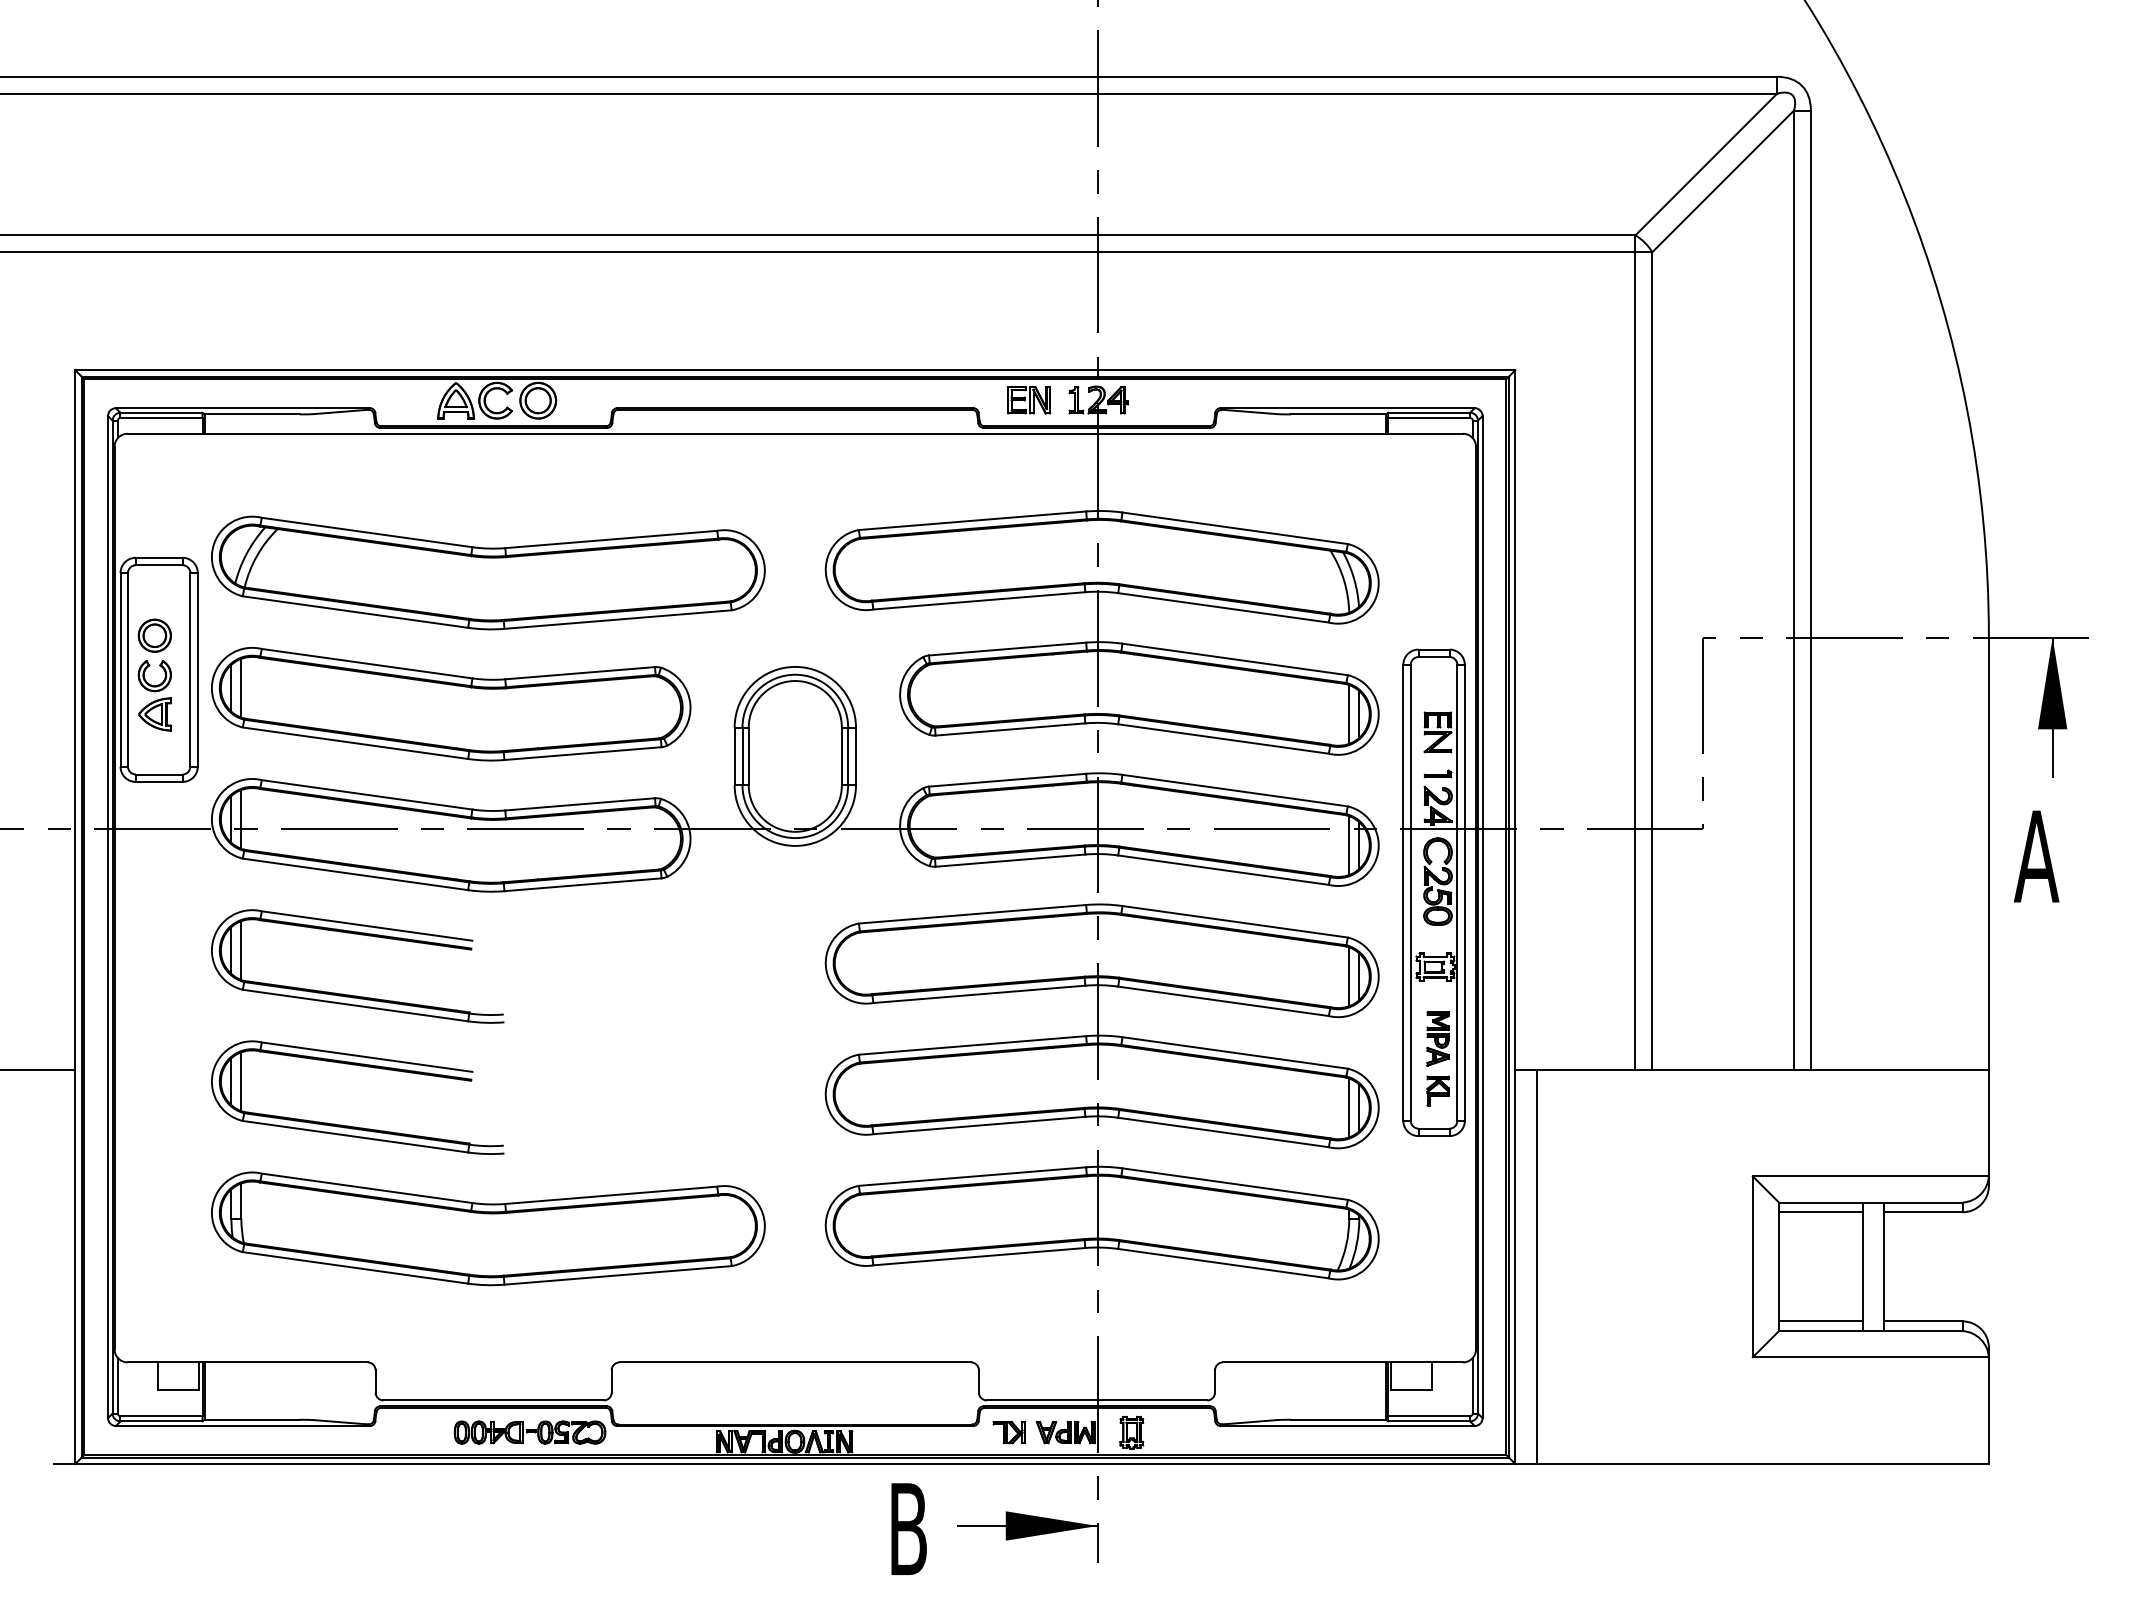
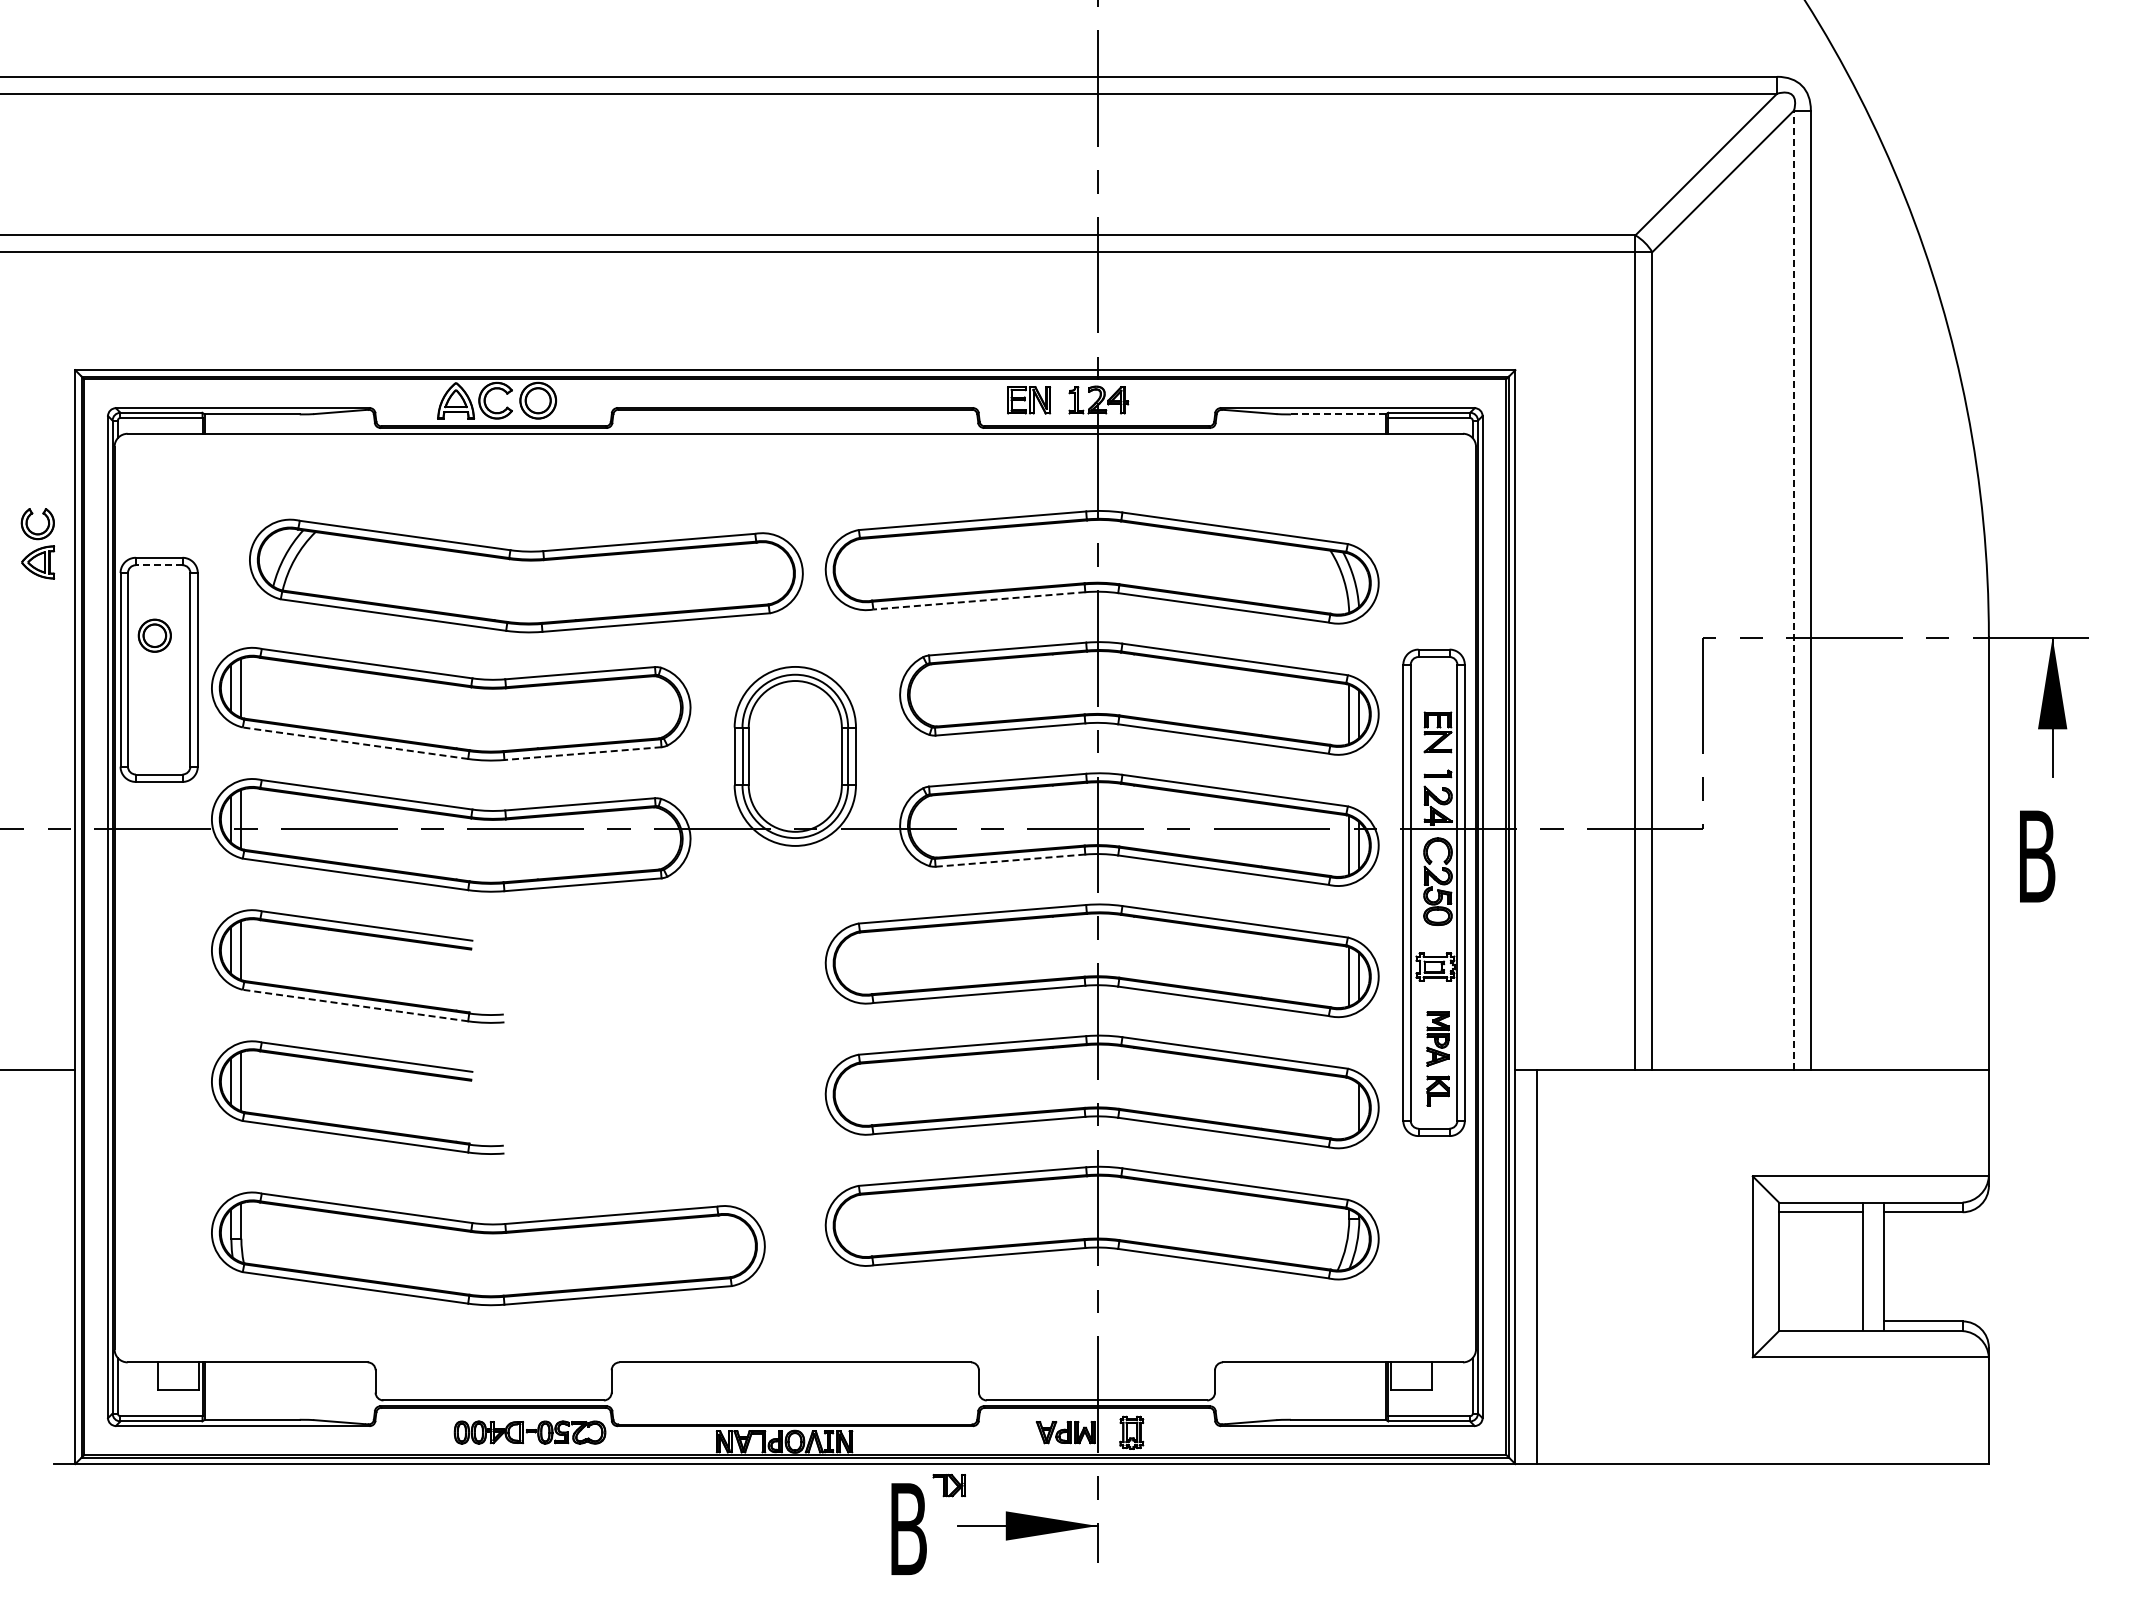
line: solid -> dashed (1338, 414)
line: solid -> dashed (158, 565)
part position: (488, 572) -> (526, 575) (526, 575)
line: solid -> dashed (1794, 590)
line: solid -> dashed (978, 600)
part position: (154, 695) -> (37, 543) (37, 543)
line: solid -> dashed (355, 743)
line: solid -> dashed (583, 753)
text: A -> B (2036, 856)
line: solid -> dashed (1009, 860)
line: solid -> dashed (355, 1005)
line: present -> none (1349, 1107)
part position: (488, 1228) -> (488, 1248) (488, 1248)
line: present -> none (1820, 1321)
part position: (1008, 1432) -> (948, 1485) (948, 1485)
